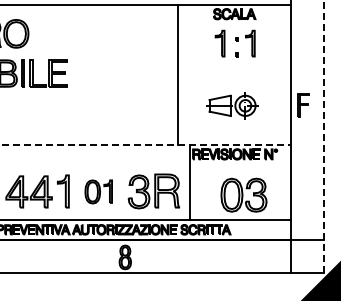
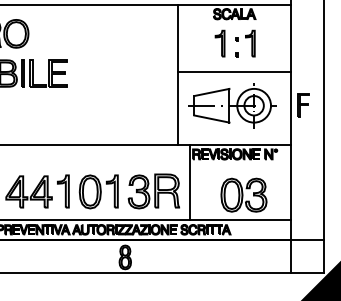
line: none -> present (234, 71)
part size: 53x28 px -> 89x46 px (232, 105)
line: dashed -> solid (323, 136)
line: dashed -> solid (145, 144)
part size: 29x26 px -> 41x36 px (98, 191)
